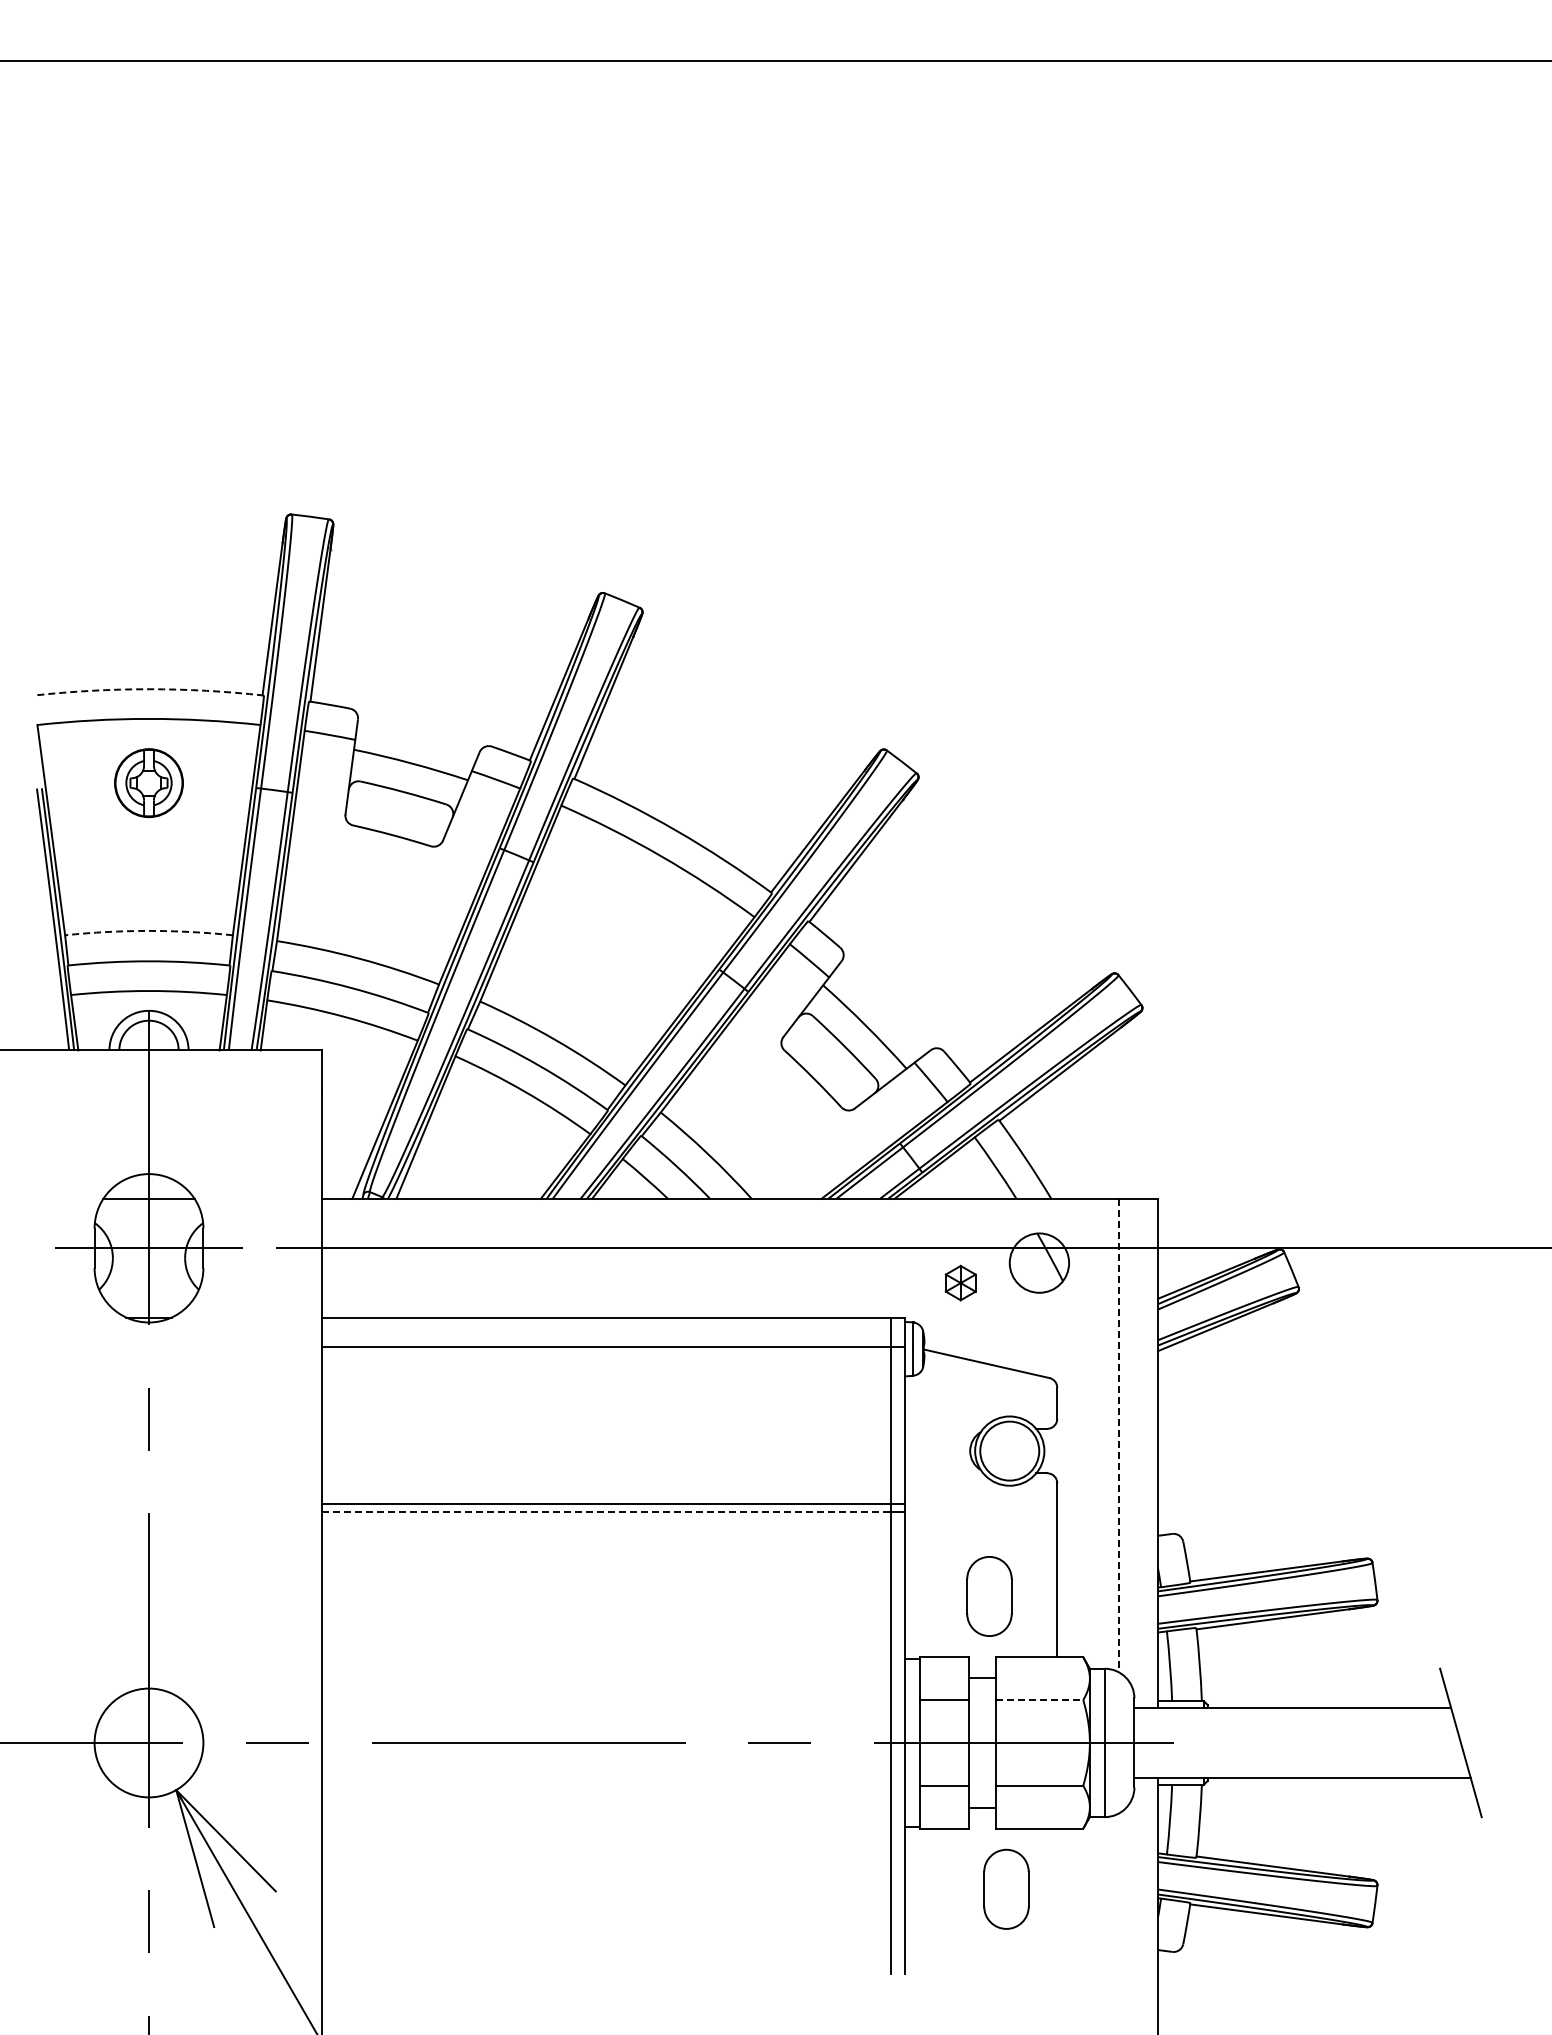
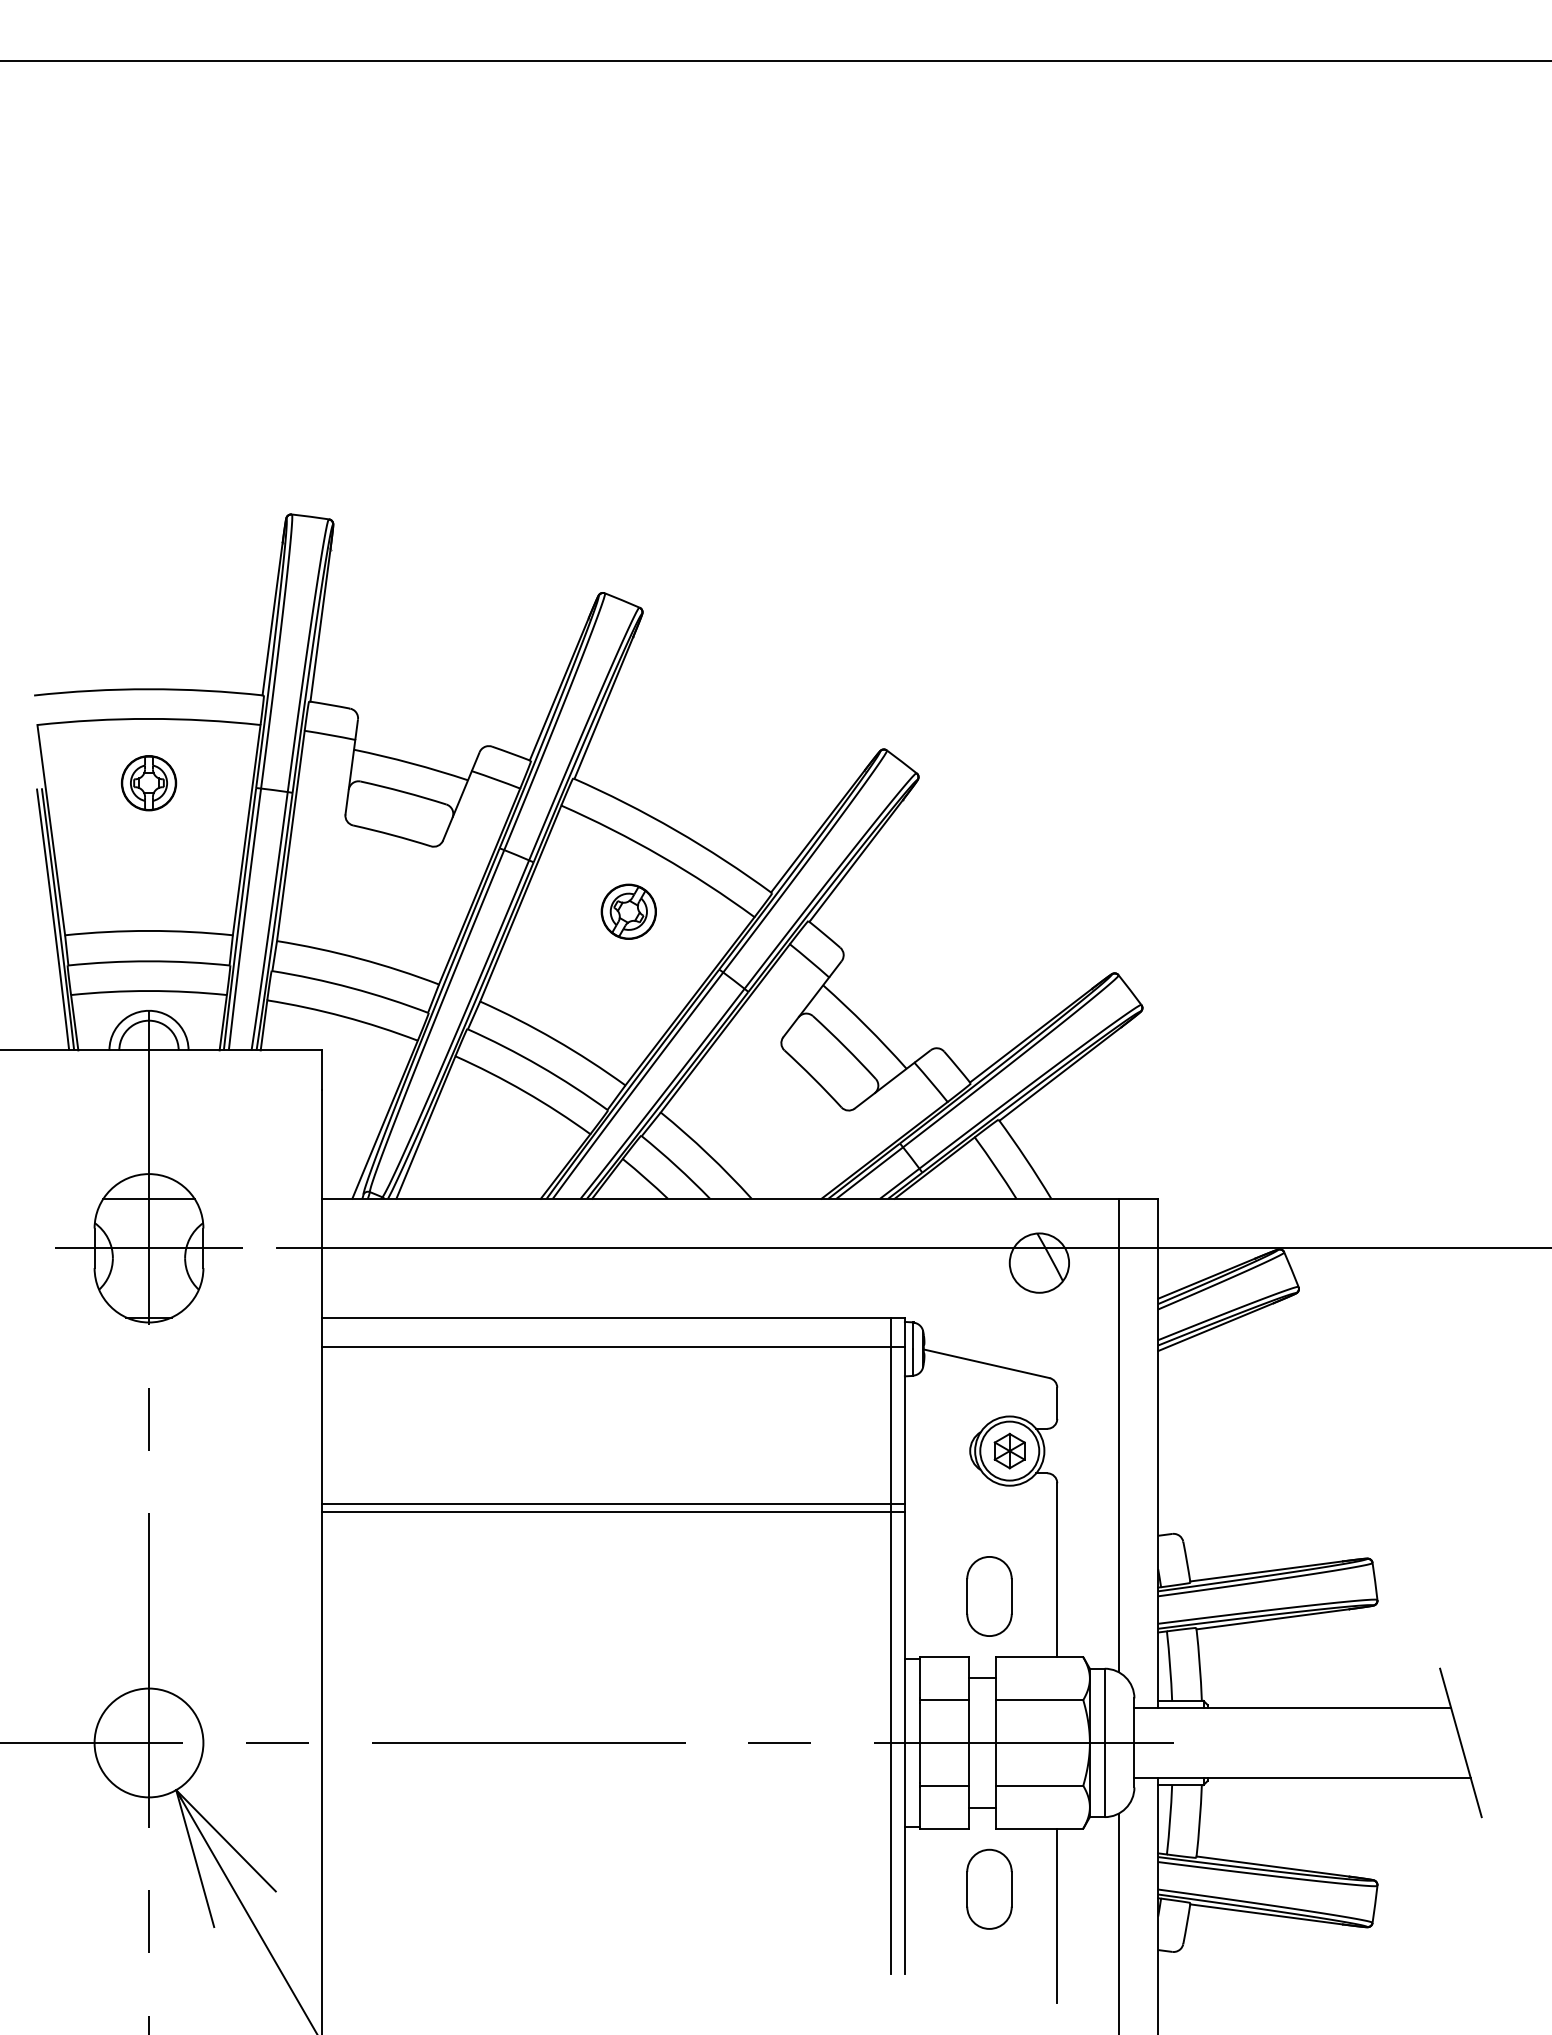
arc: dashed -> solid (149, 689)
part size: 70x71 px -> 58x57 px (148, 783)
part: none -> present (628, 911)
arc: dashed -> solid (149, 930)
part position: (960, 1282) -> (1009, 1450) (1009, 1450)
line: dashed -> solid (1118, 1435)
line: dashed -> solid (607, 1511)
line: dashed -> solid (1039, 1700)
part position: (1006, 1888) -> (989, 1888) (989, 1888)
line: none -> present (1057, 1915)
line: none -> present (1118, 1922)
